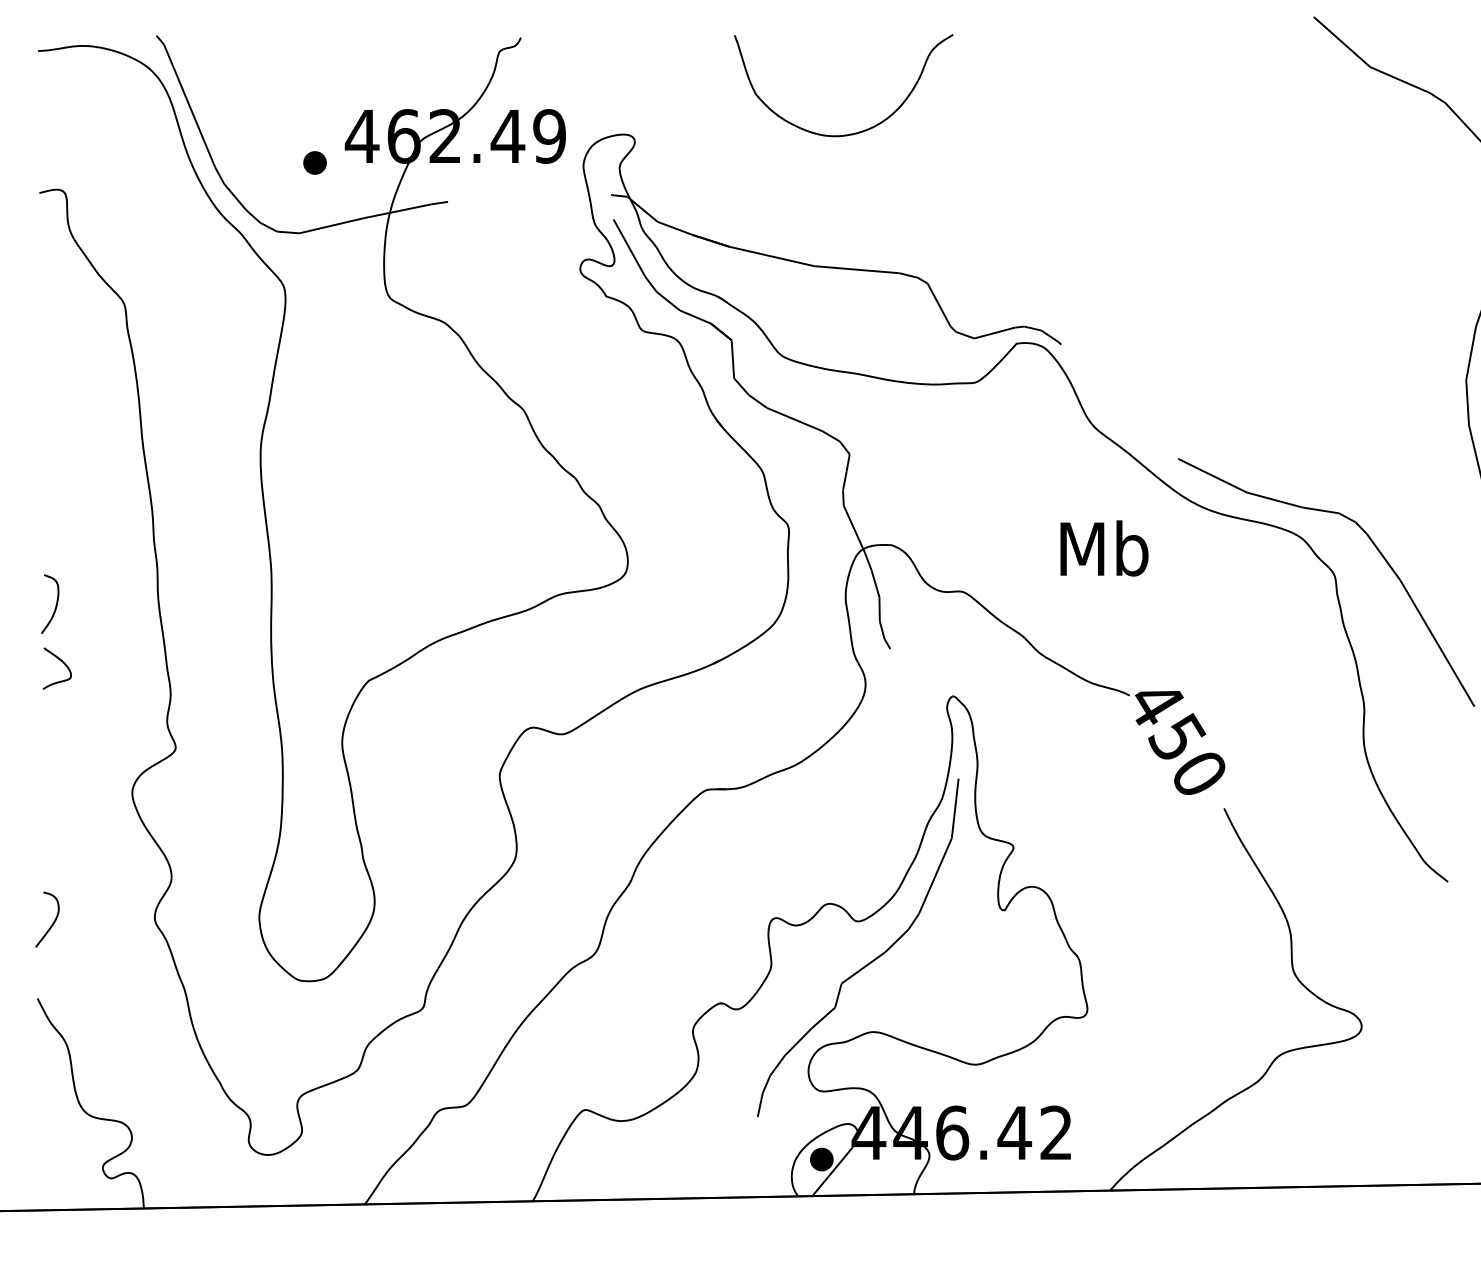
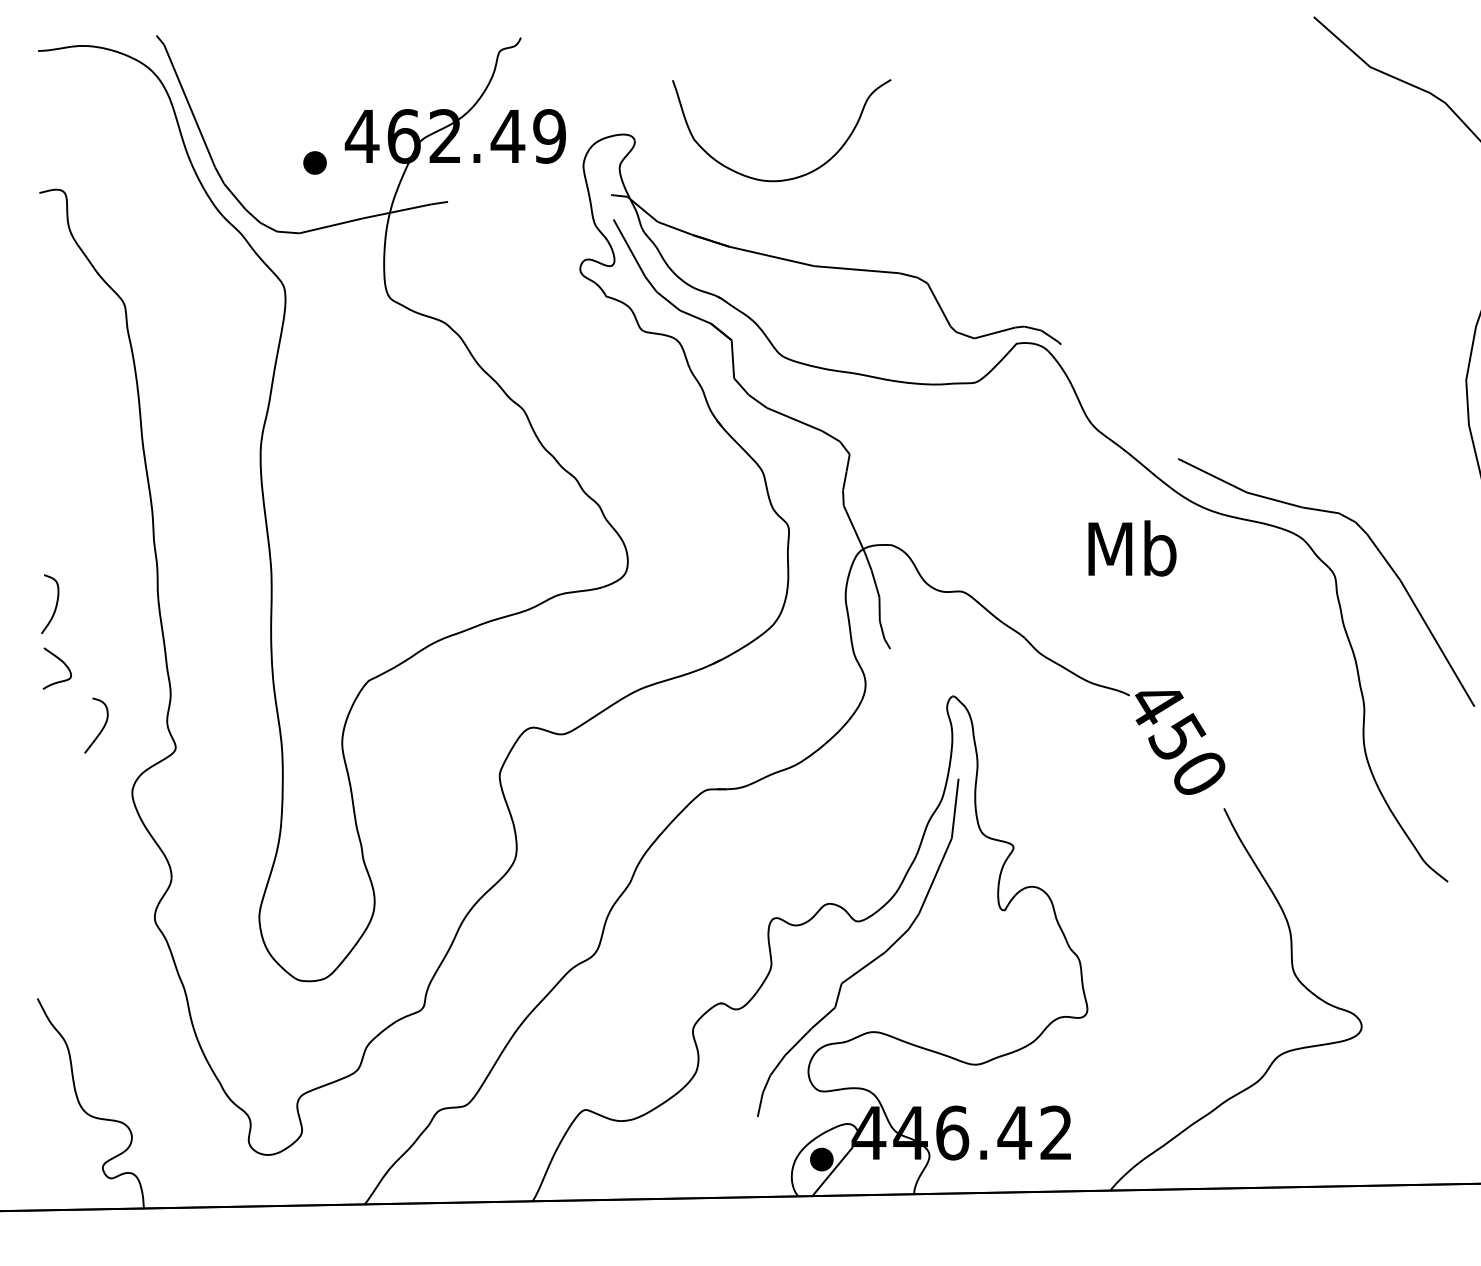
curve position: (858, 131) -> (796, 176) (796, 176)
text position: (1104, 548) -> (1132, 548) (1132, 548)
curve position: (53, 921) -> (102, 727) (102, 727)
